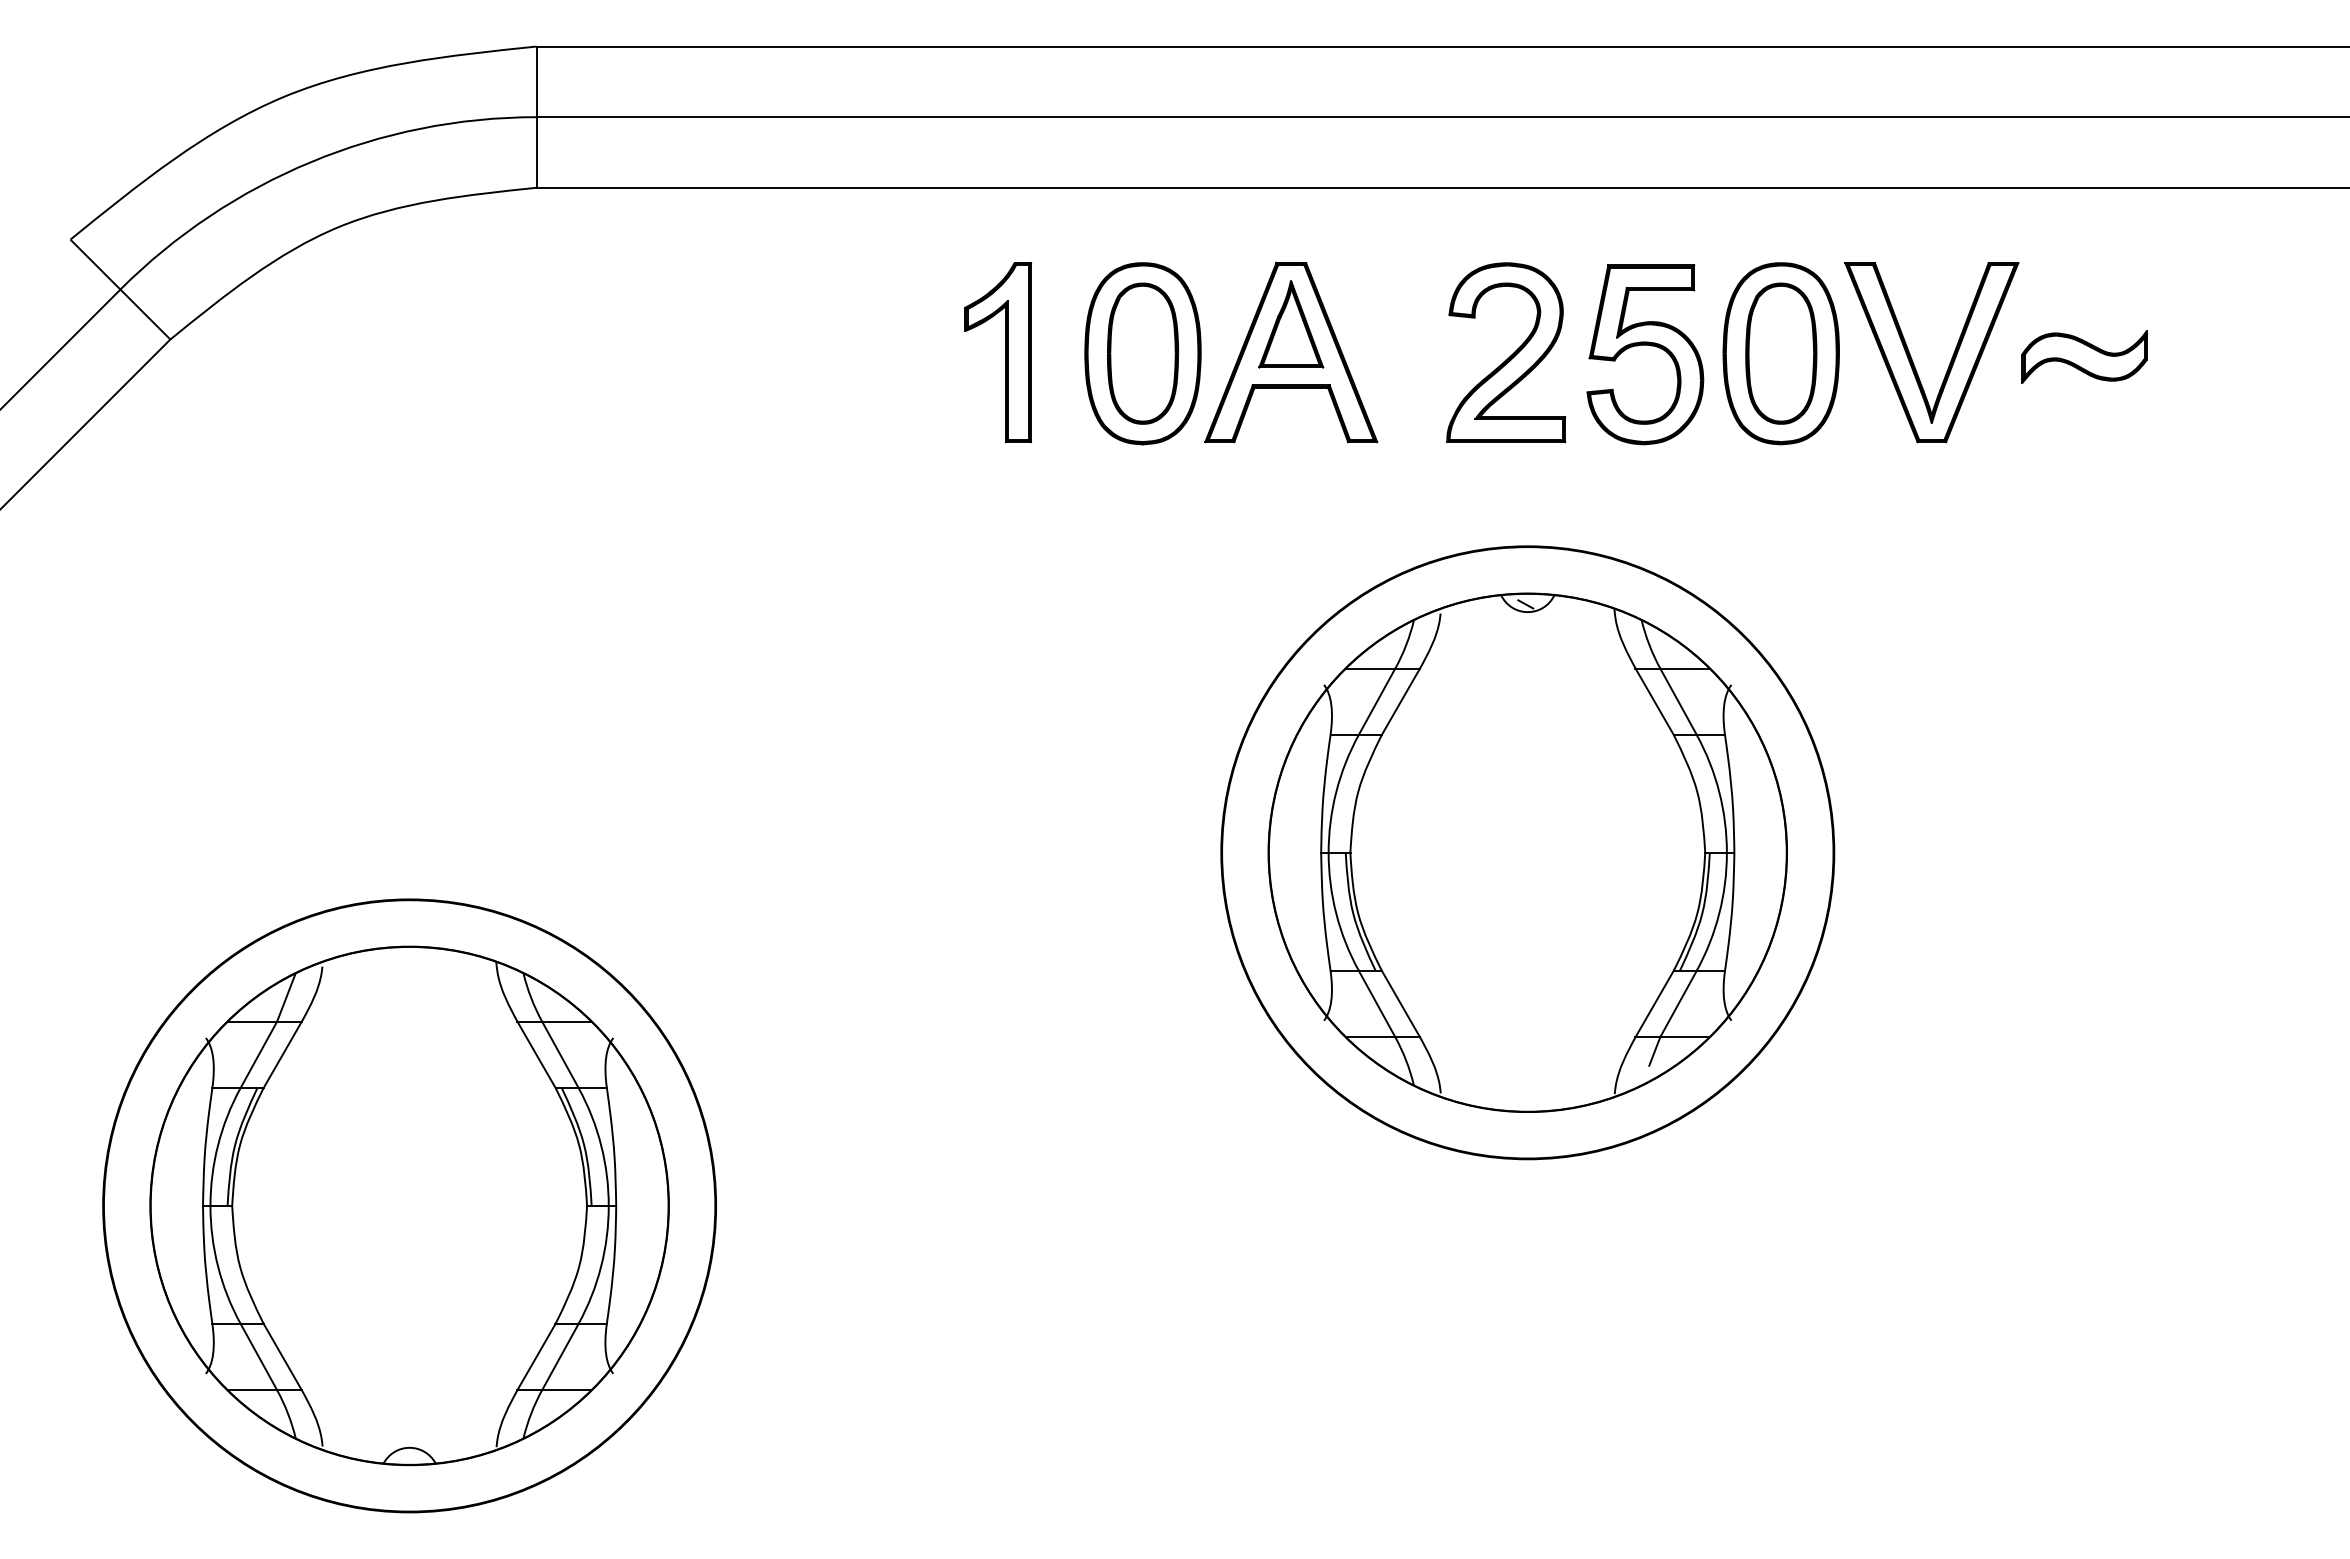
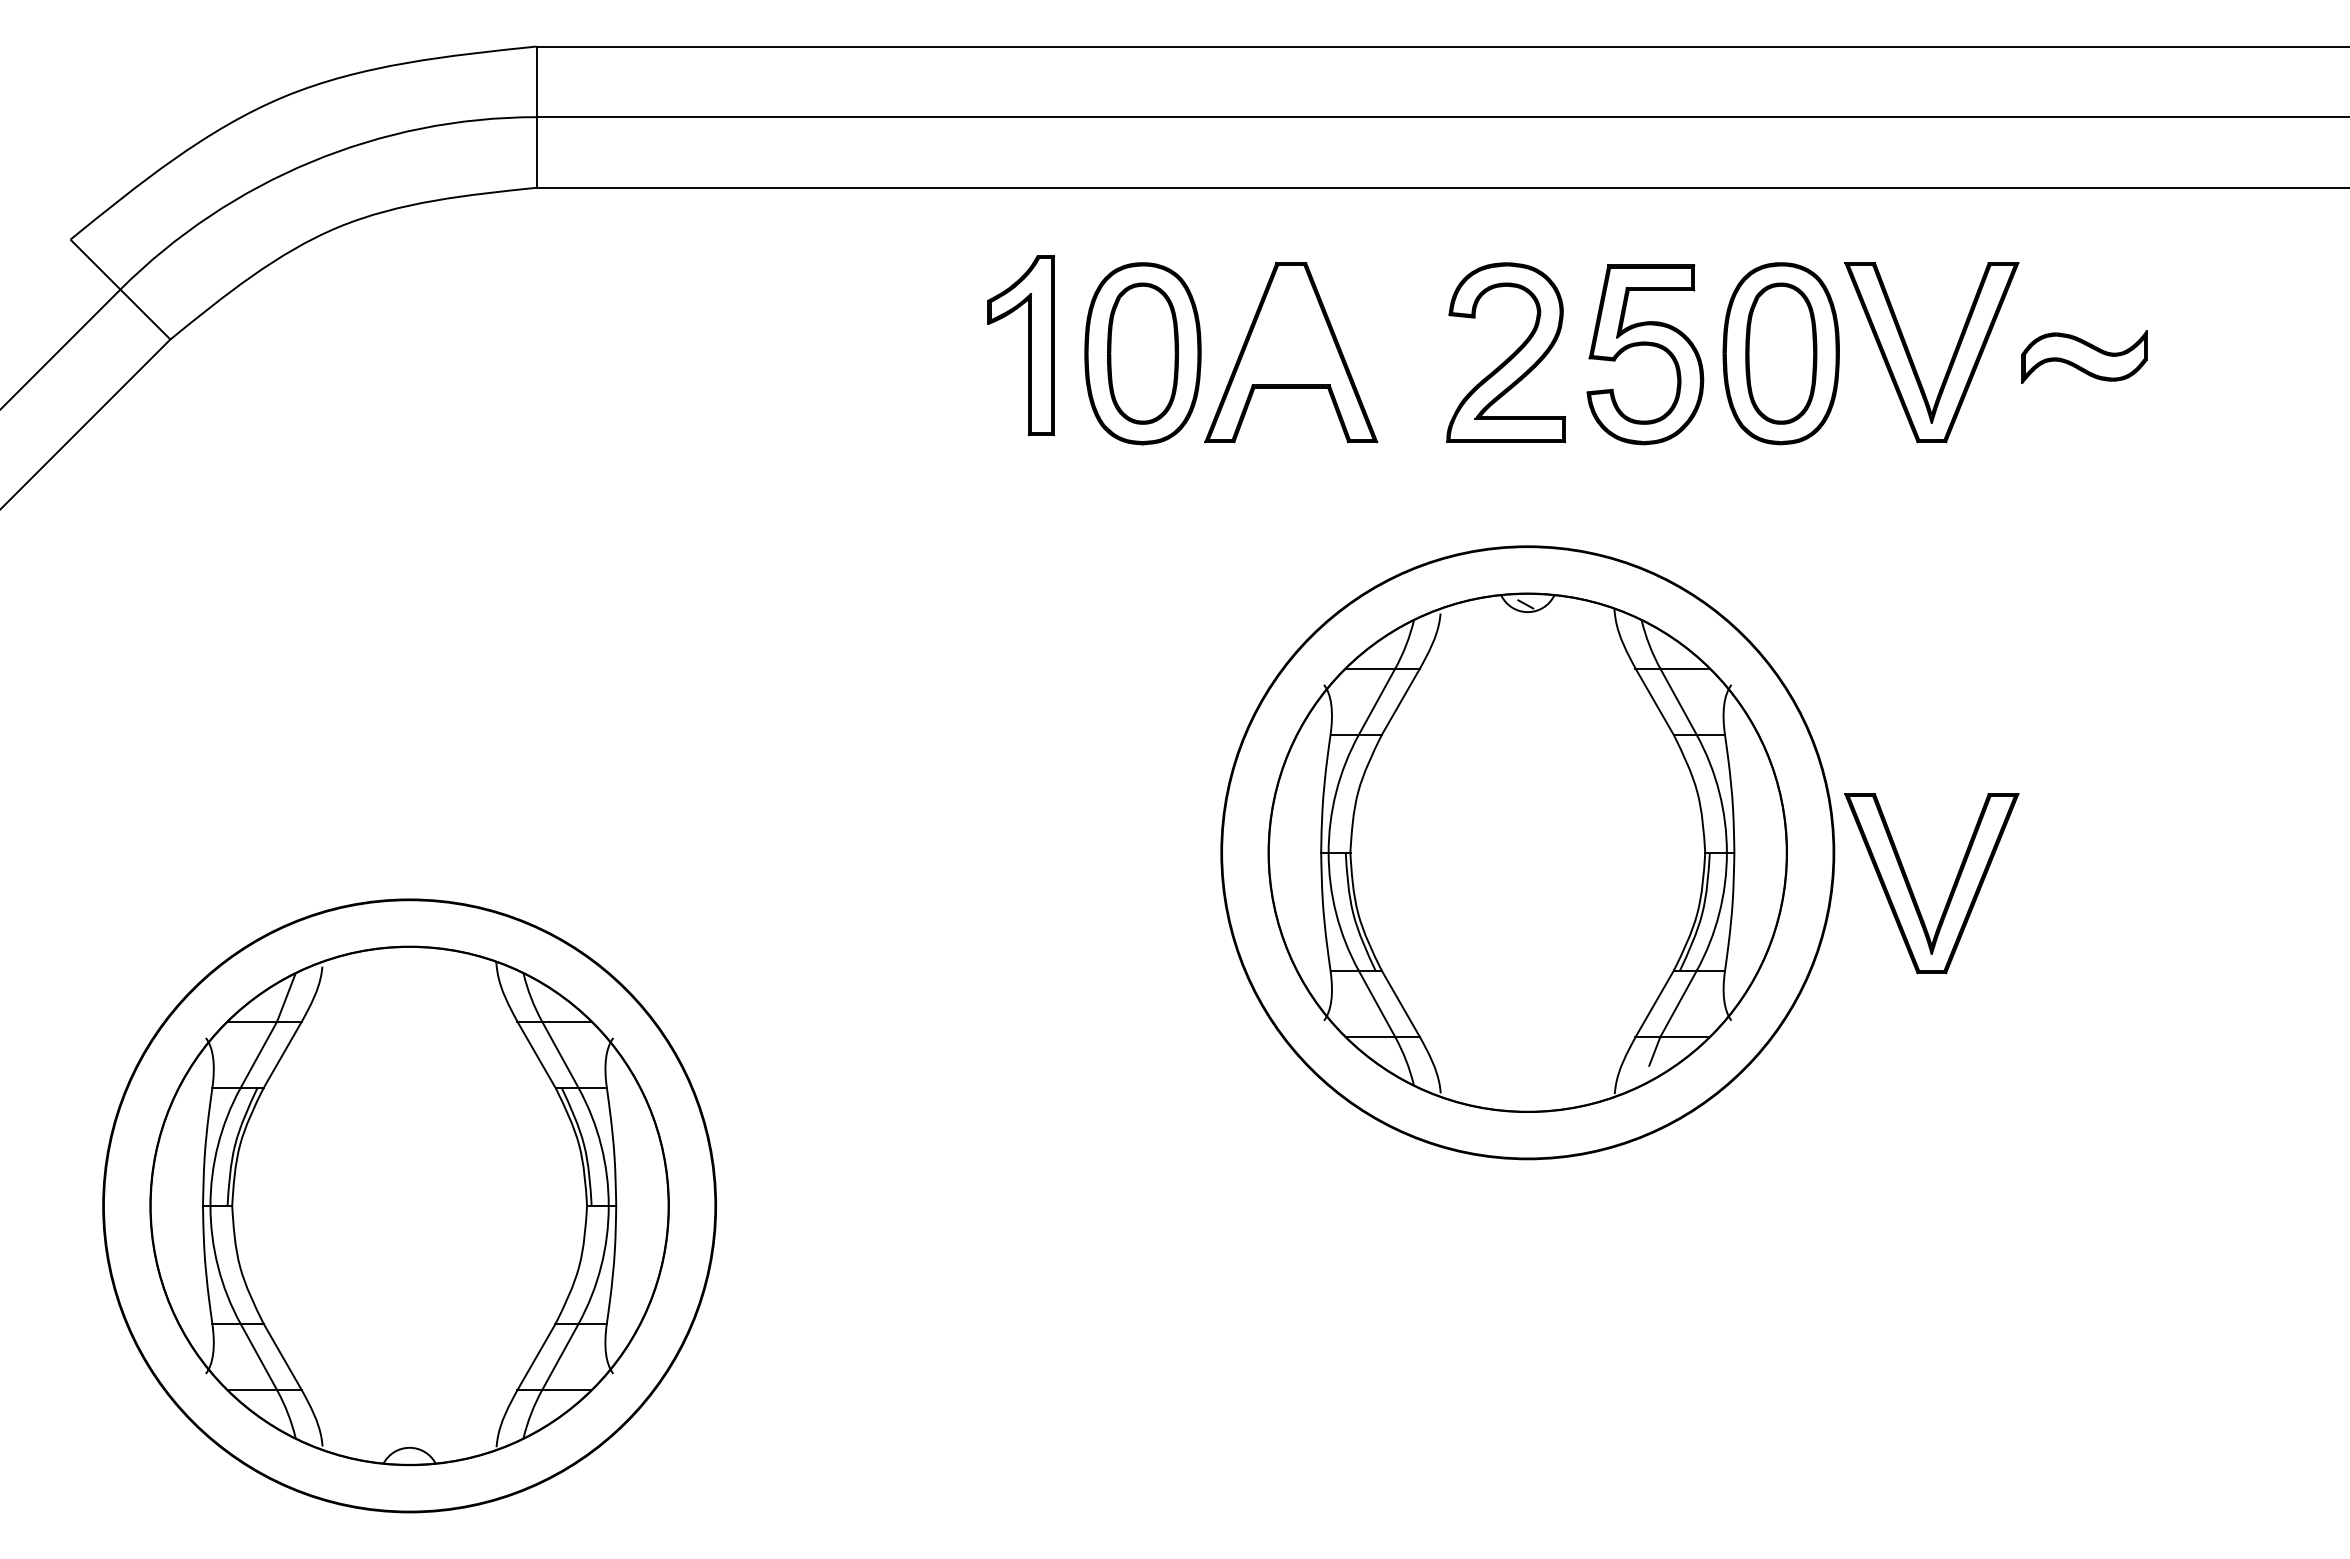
part: present -> none (1291, 324)
part position: (1005, 352) -> (1028, 345) (1028, 345)
part: none -> present (1912, 889)
